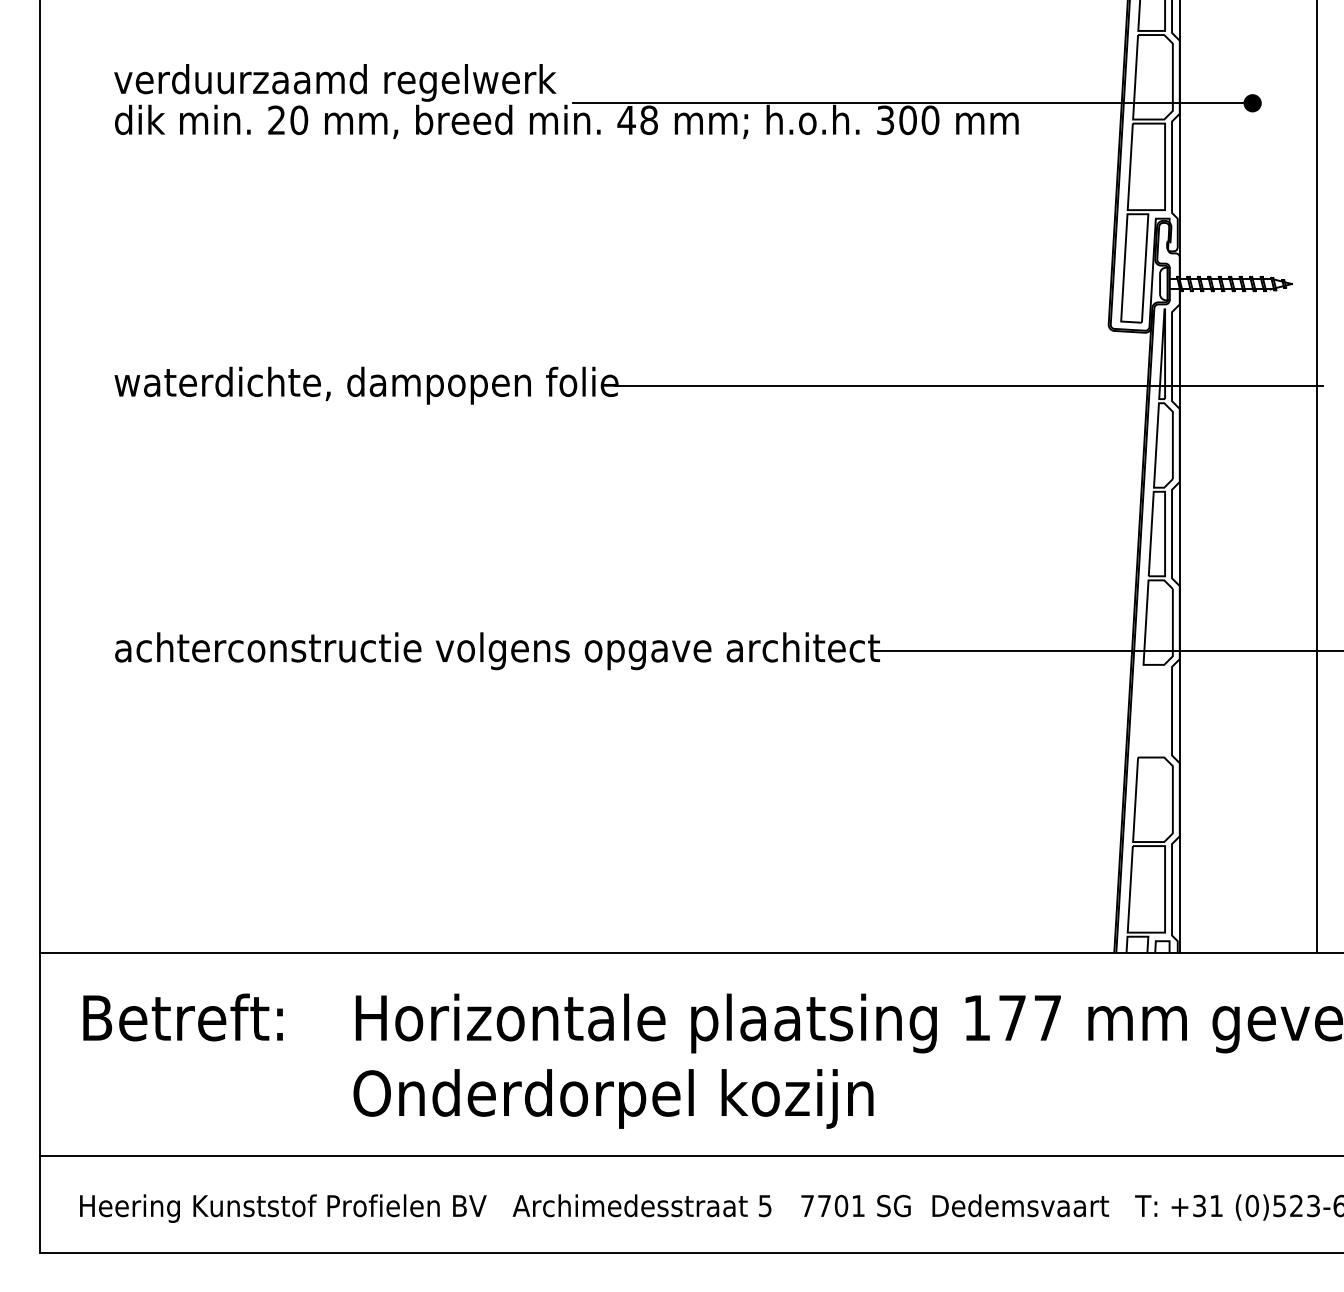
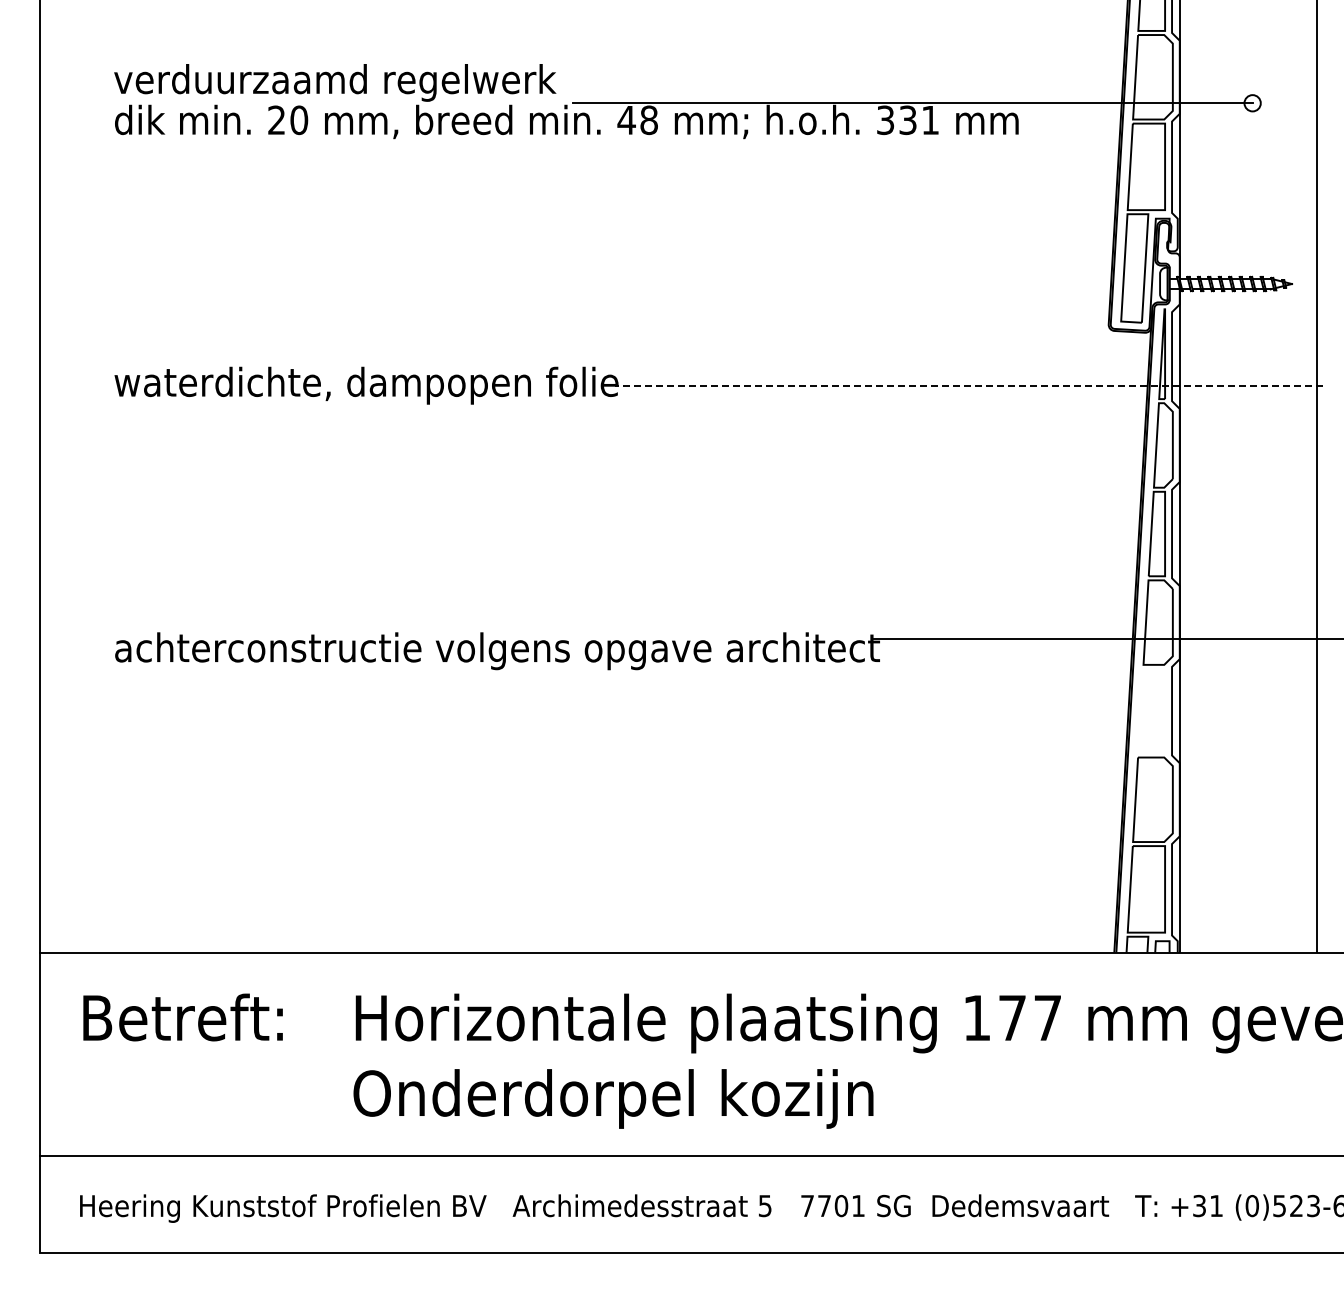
fill: present -> none (1252, 103)
text: 300 -> 331 (919, 120)
line: solid -> dashed (968, 385)
line position: (1107, 651) -> (1107, 639) (1107, 639)
